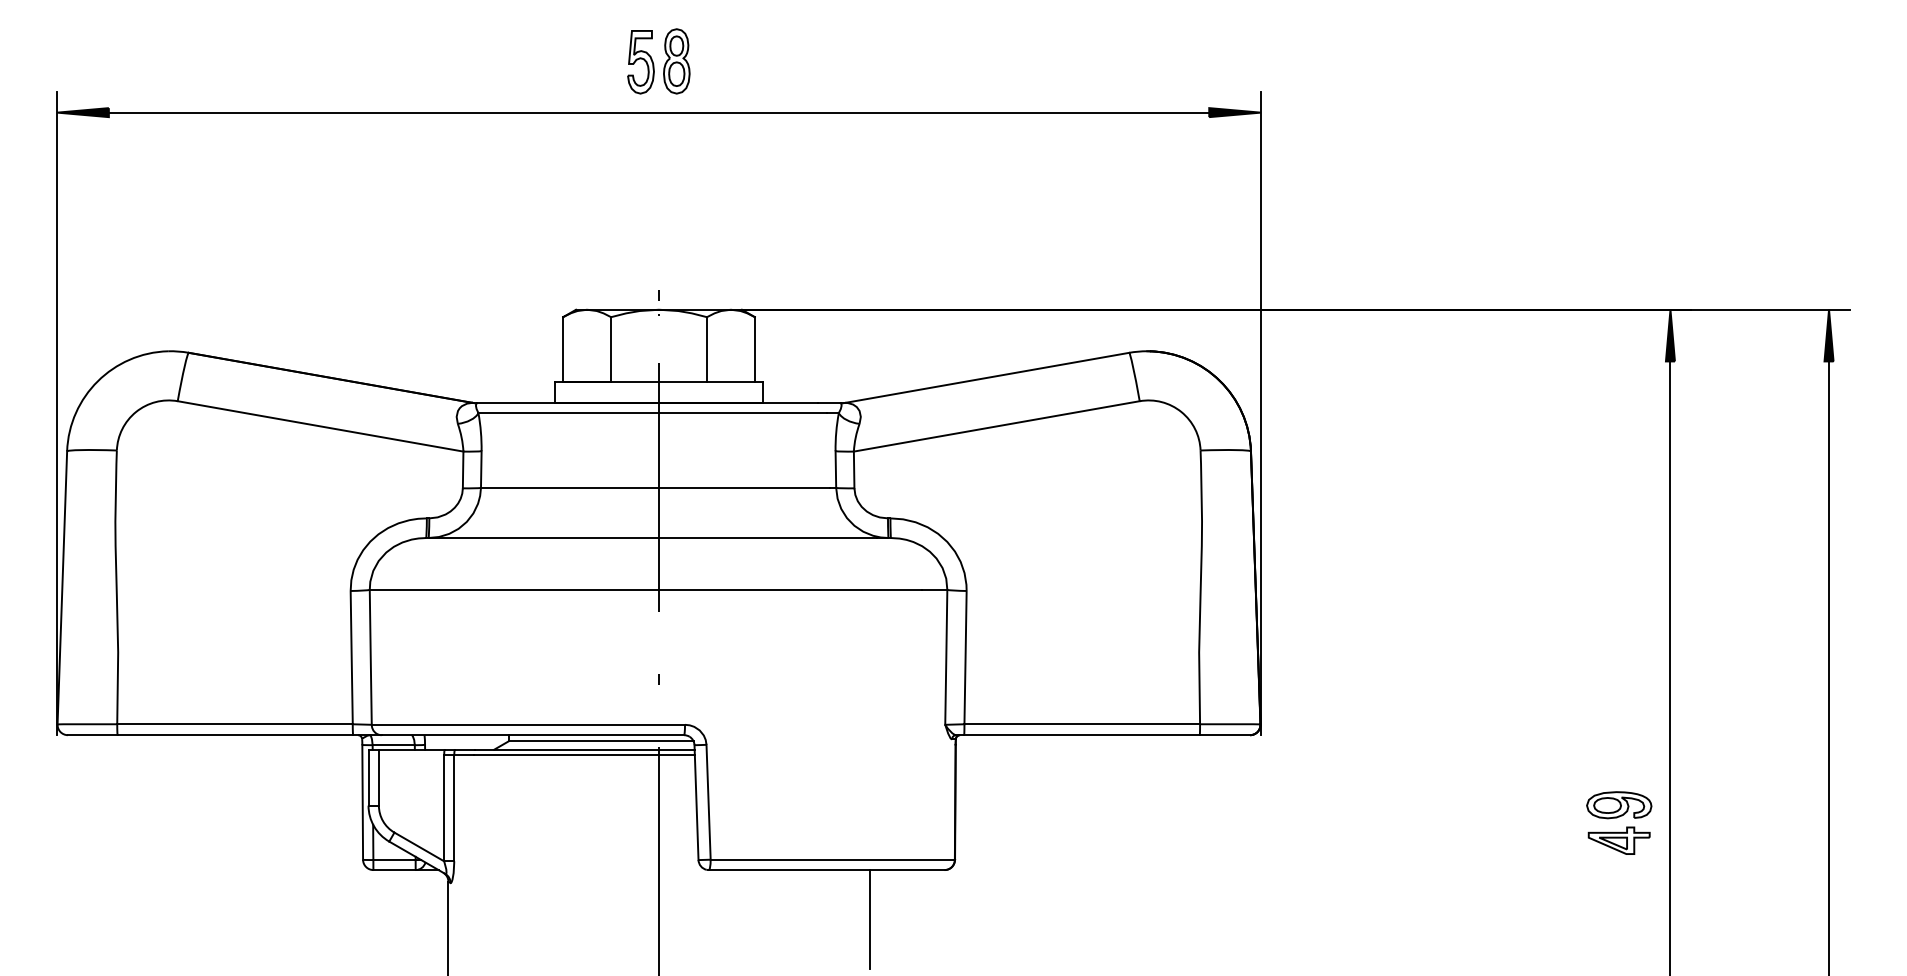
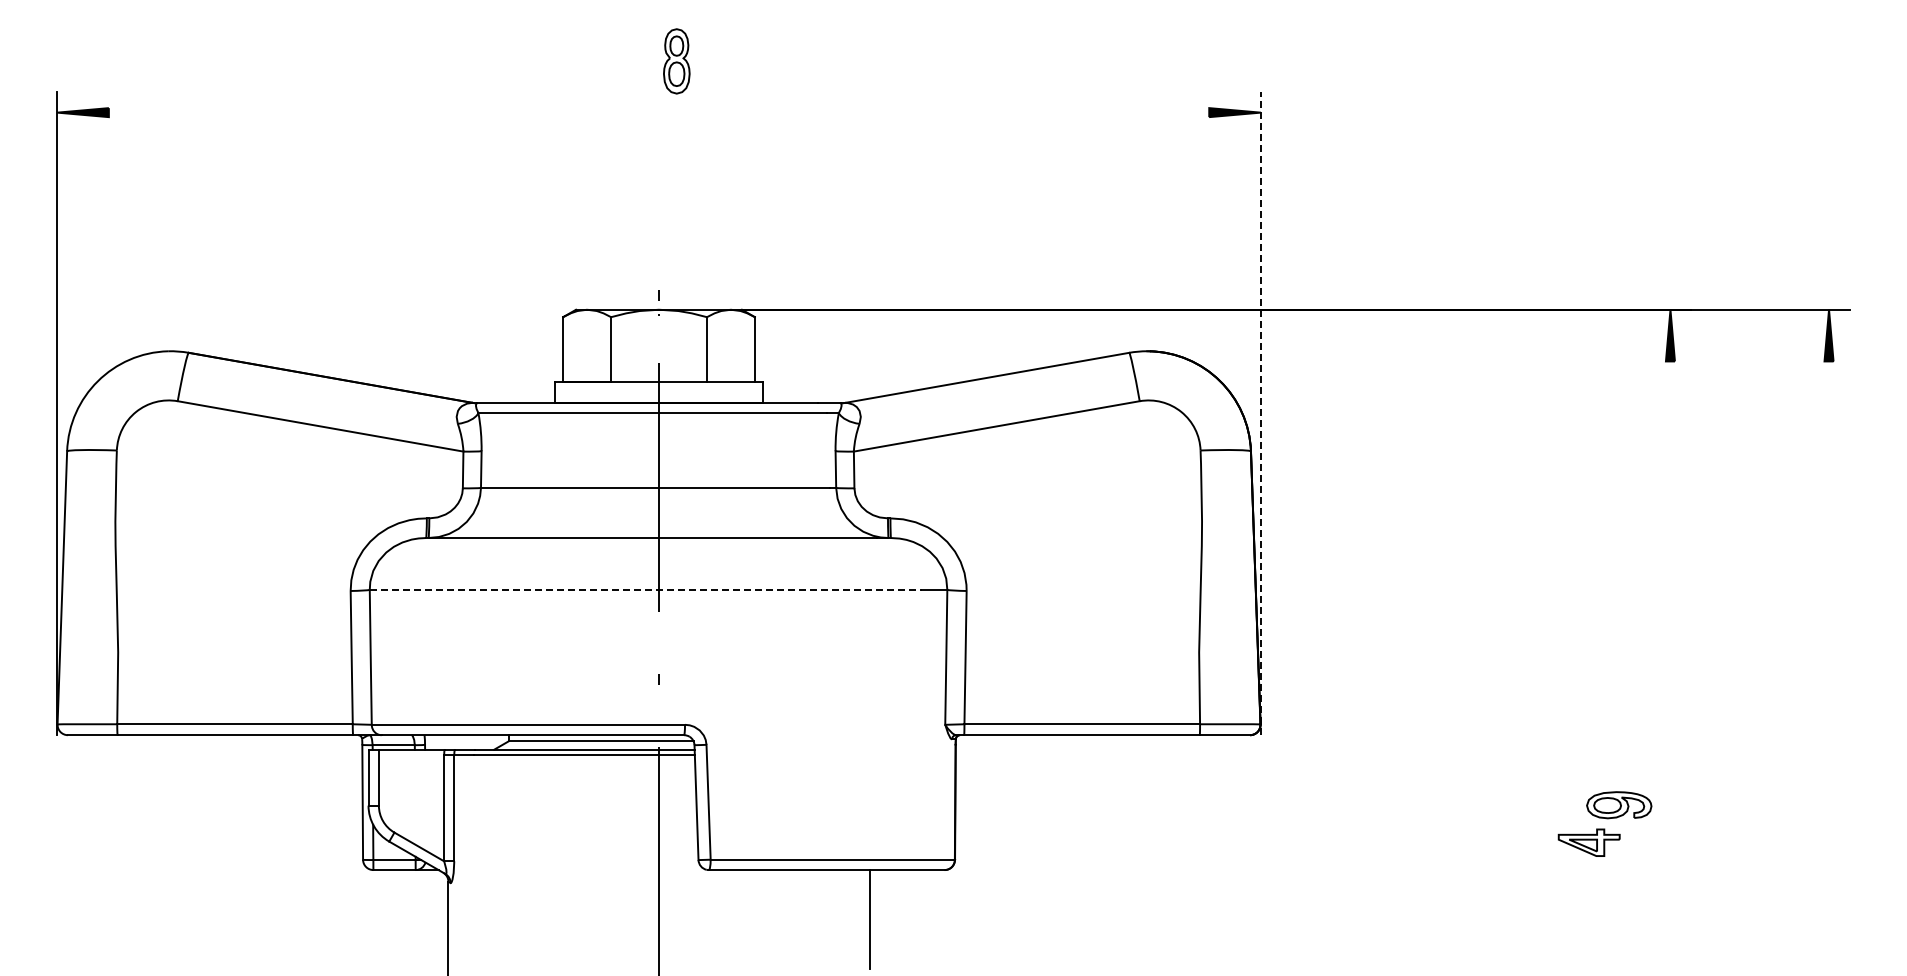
part: present -> none (640, 62)
line: present -> none (658, 112)
line: solid -> dashed (1260, 413)
line: solid -> dashed (646, 589)
line: present -> none (1670, 666)
line: present -> none (1829, 666)
part position: (1618, 840) -> (1588, 842) (1588, 842)
